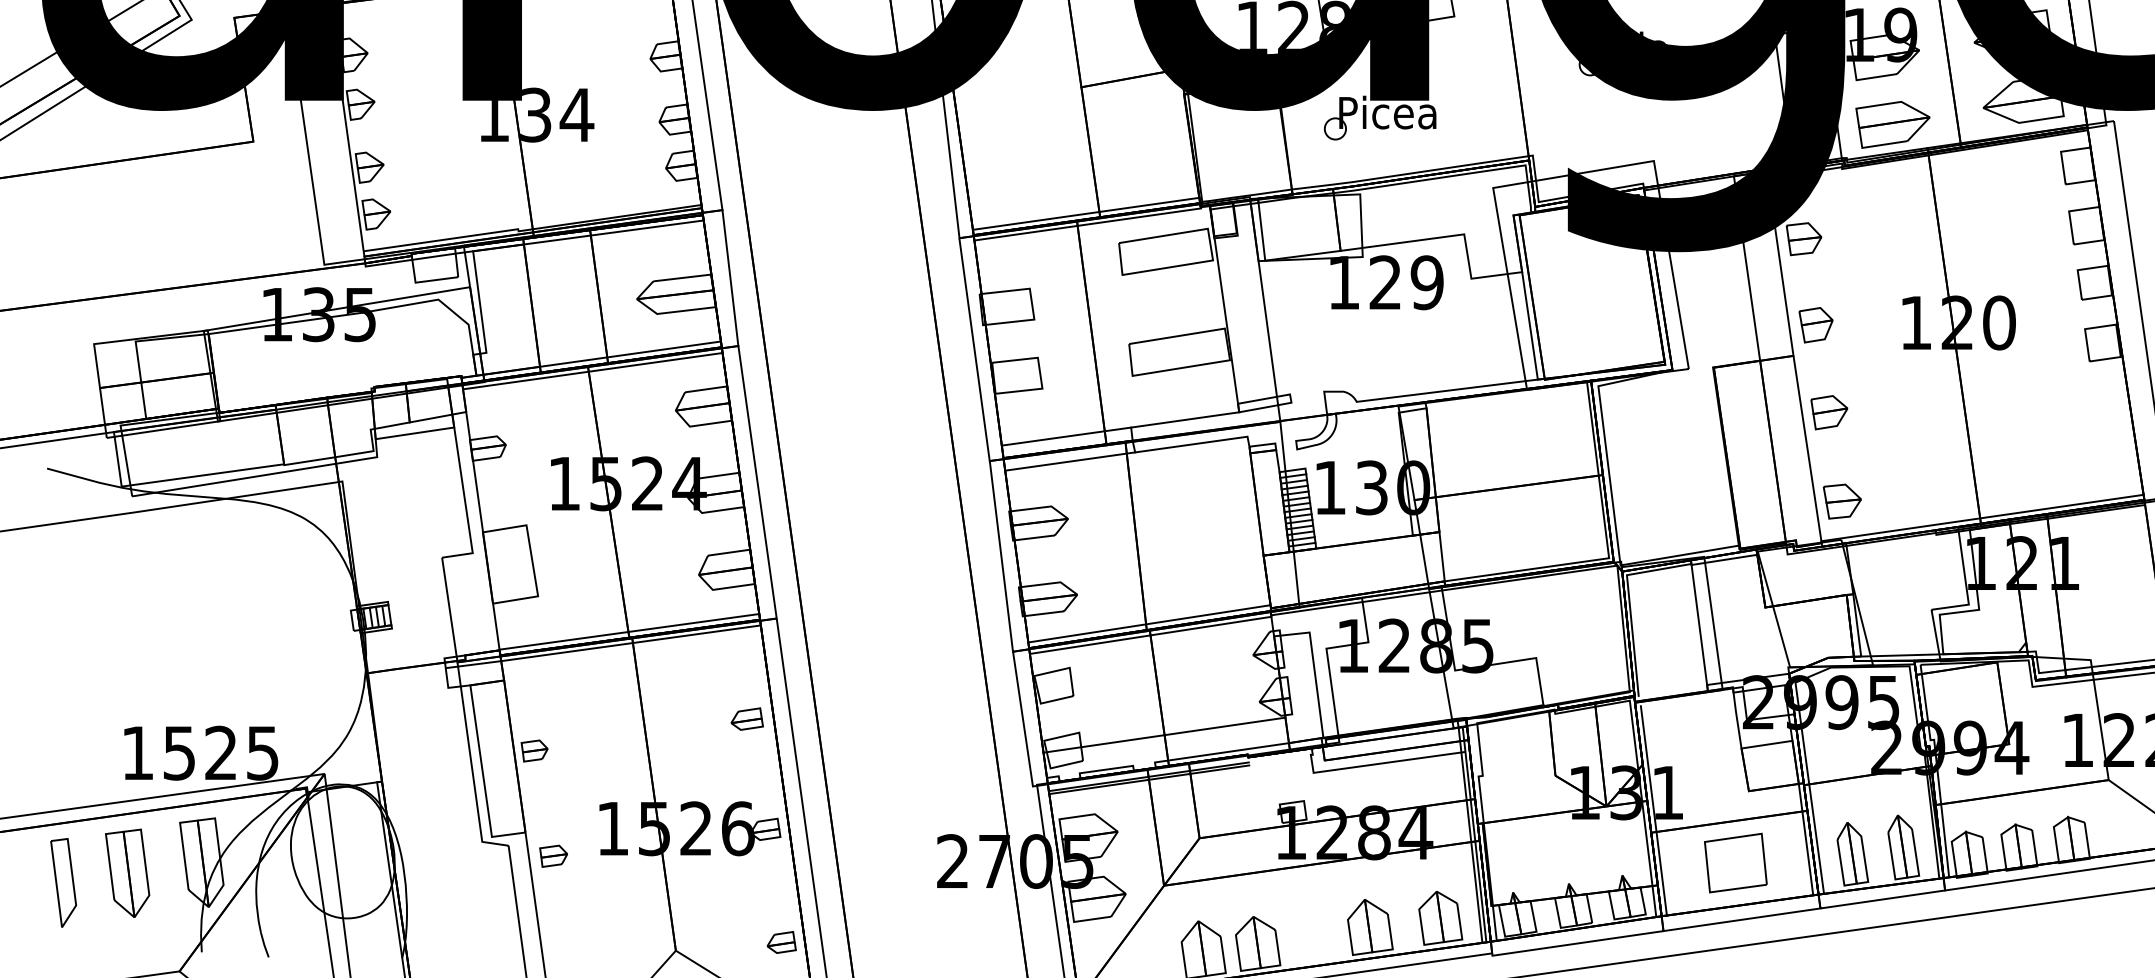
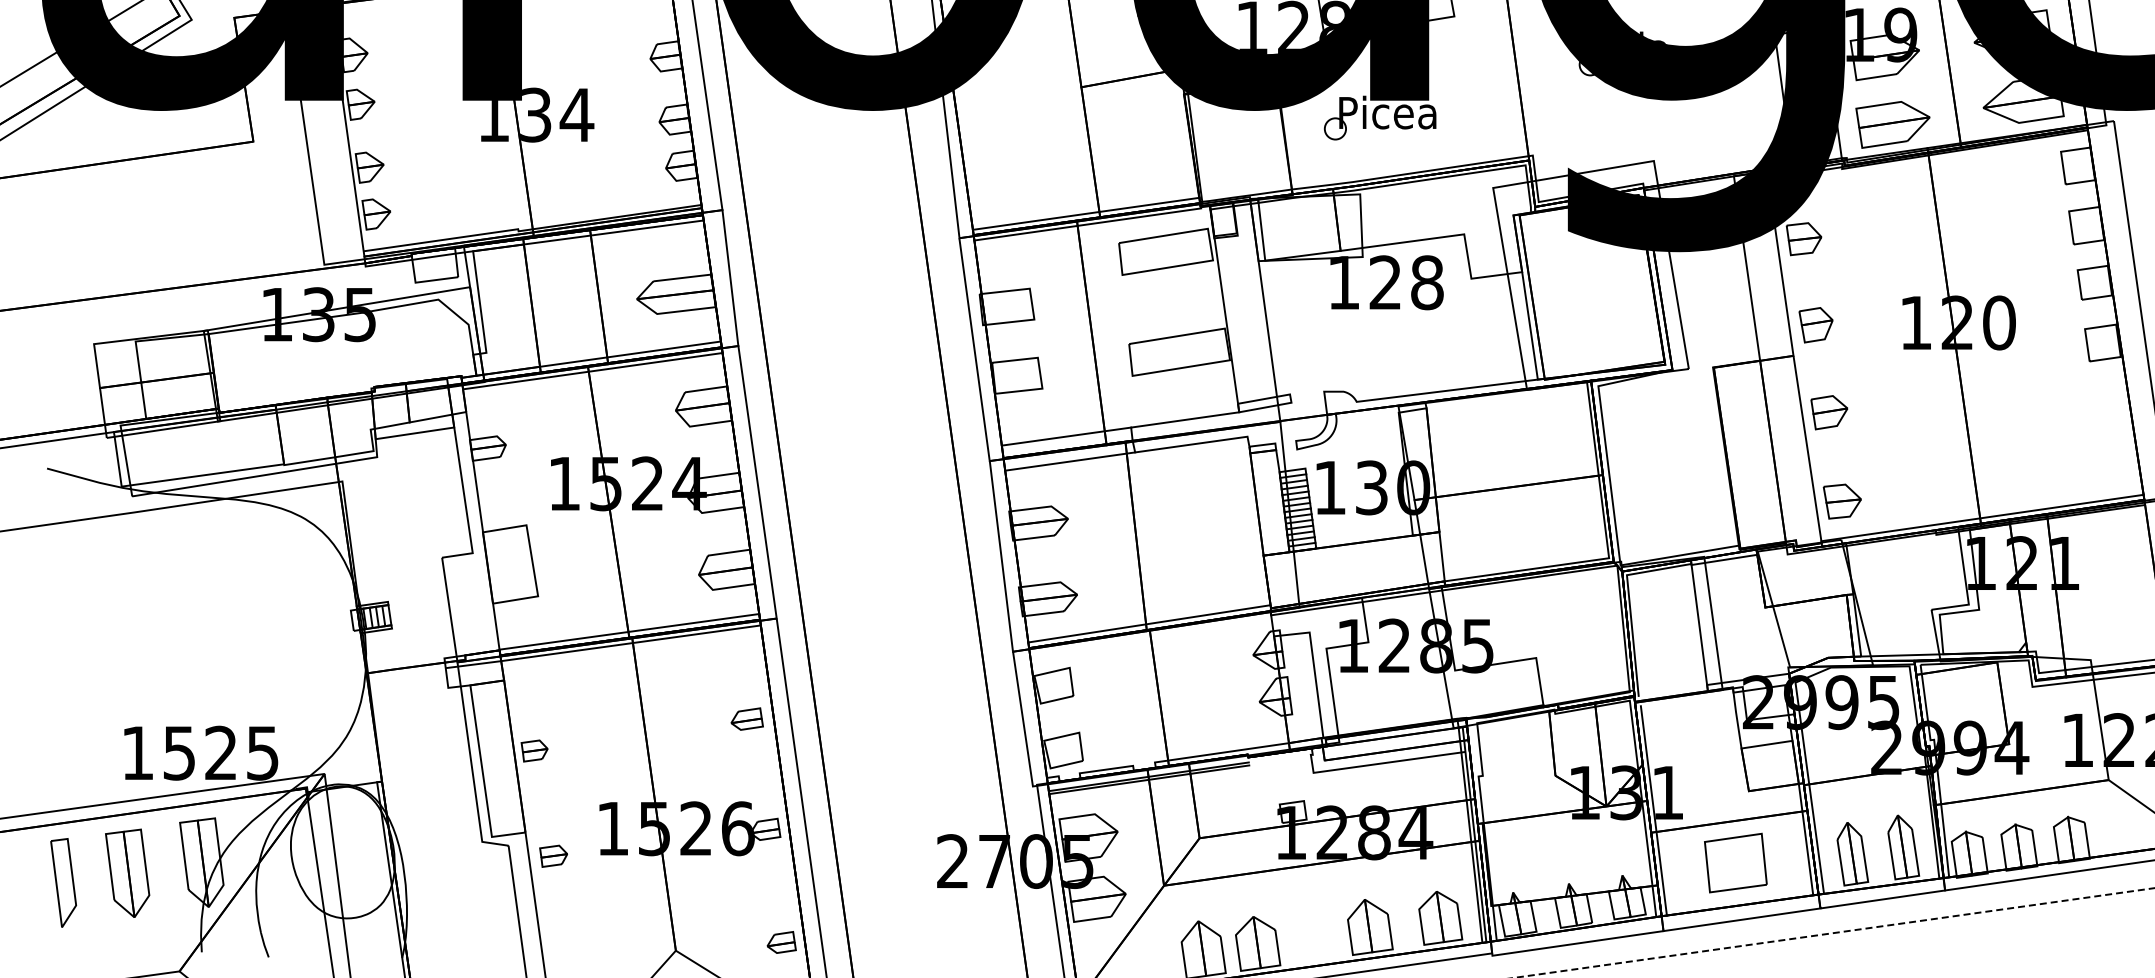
text: 129 -> 128 (1426, 282)
line: present -> none (1150, 634)
line: present -> none (1164, 734)
line: solid -> dashed (1834, 932)
